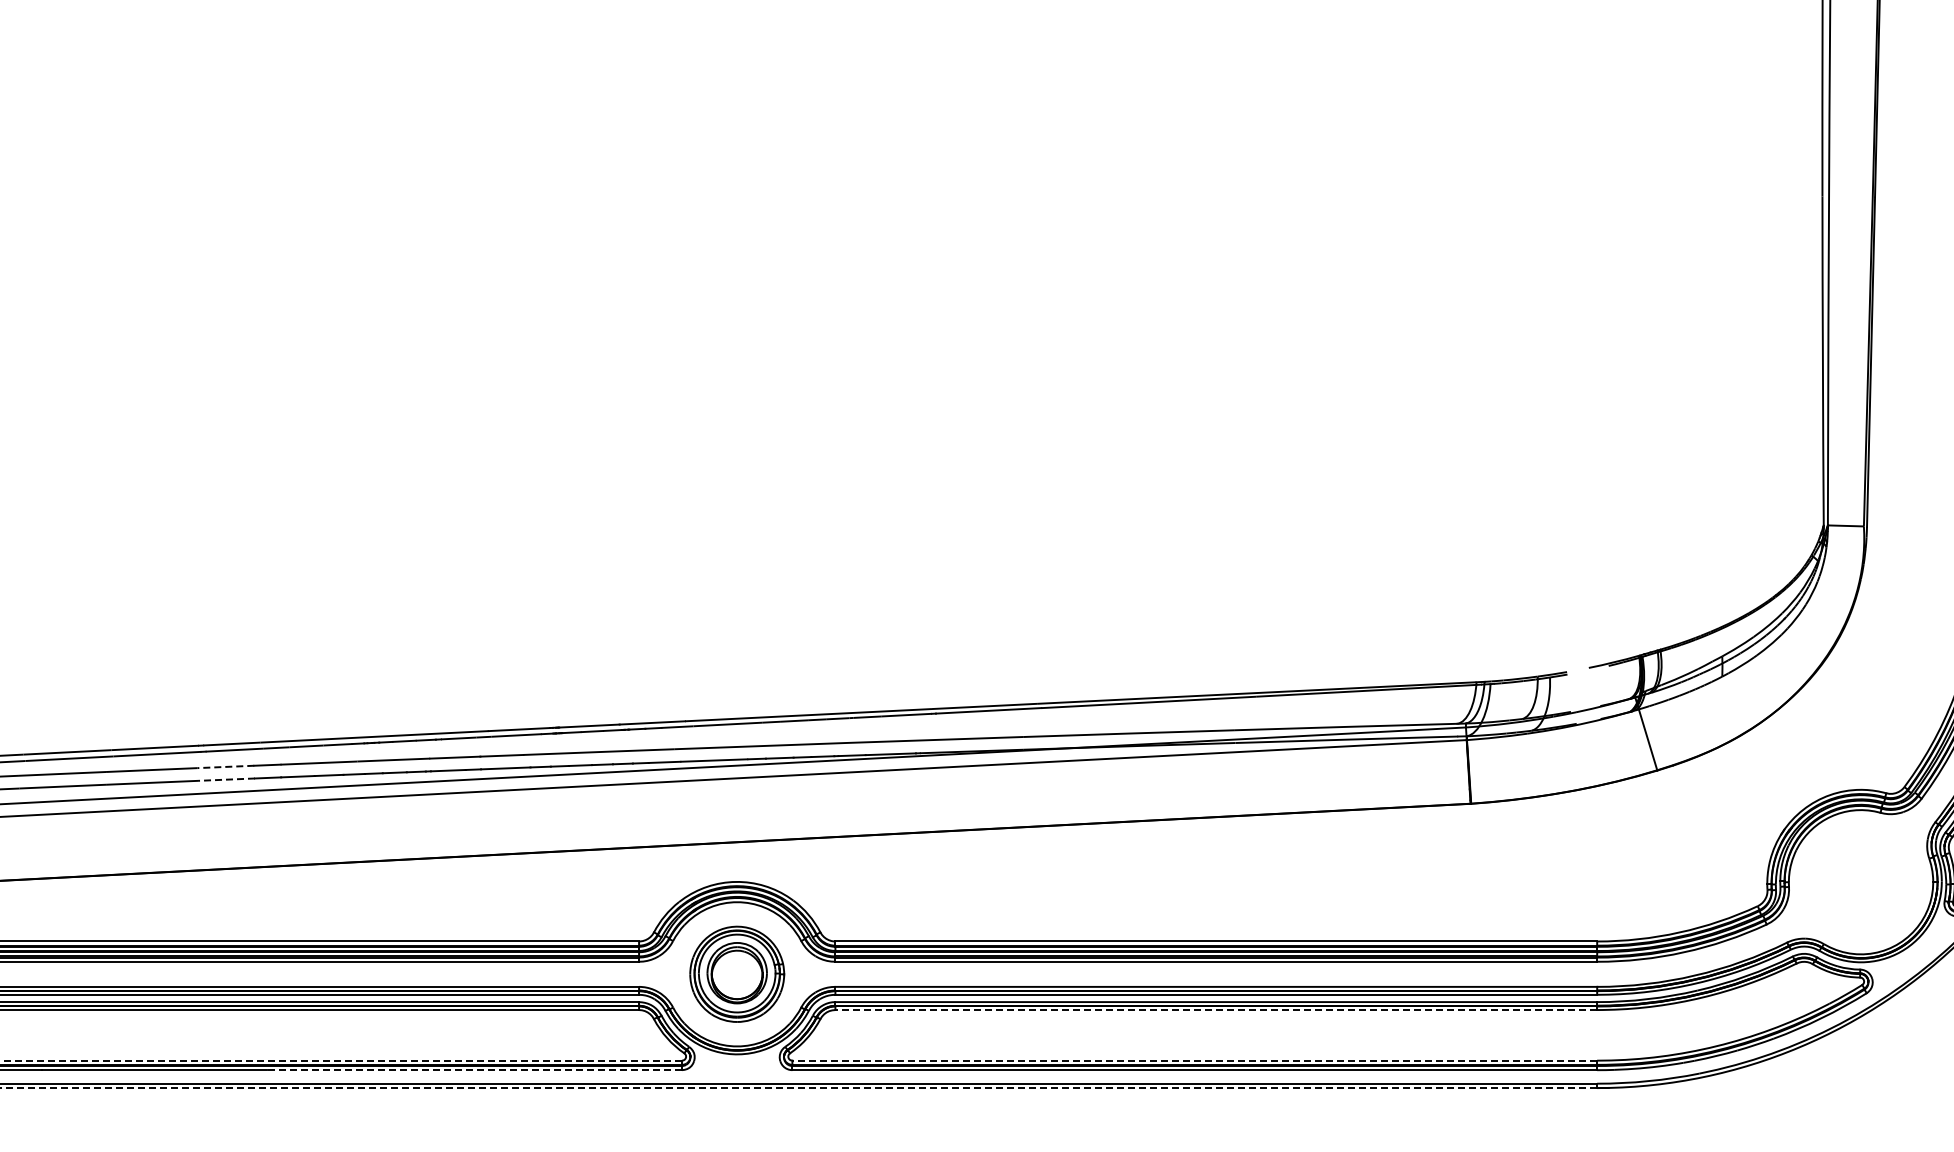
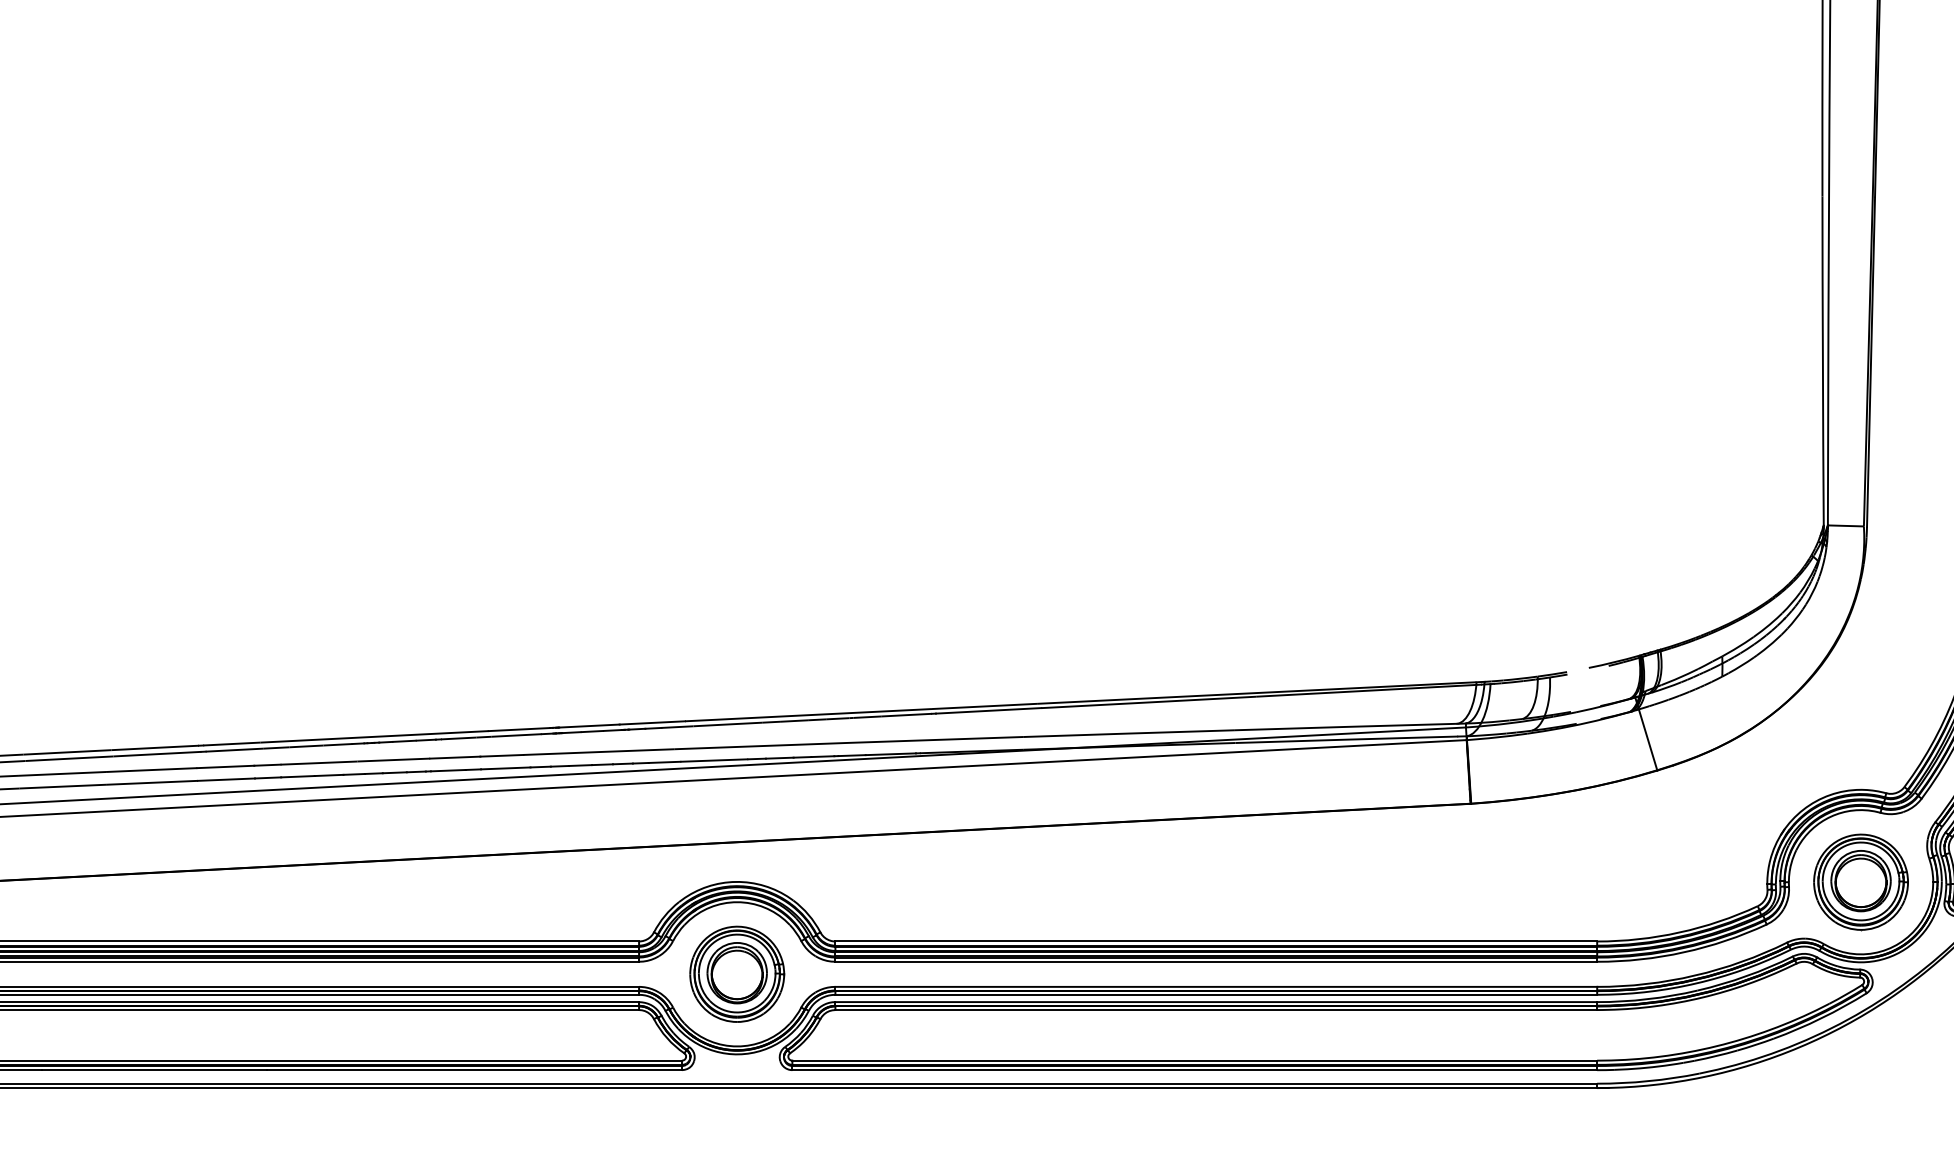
line: dashed -> solid (225, 766)
line: dashed -> solid (226, 779)
part: none -> present (1860, 882)
line: dashed -> solid (1216, 1010)
line: dashed -> solid (341, 1060)
line: dashed -> solid (1194, 1060)
line: dashed -> solid (474, 1070)
line: dashed -> solid (798, 1088)
